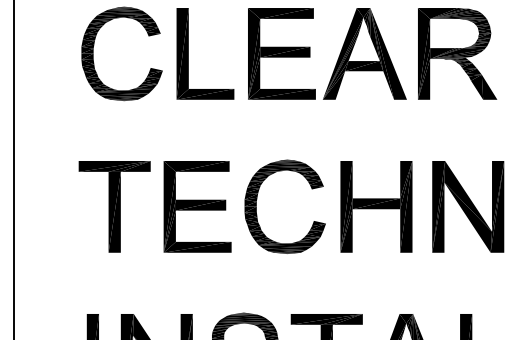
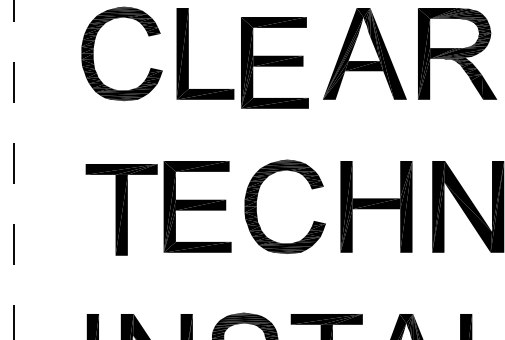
part position: (281, 53) -> (274, 62) (274, 62)
line: solid -> dashed (13, 169)
part position: (114, 206) -> (121, 209) (121, 209)
